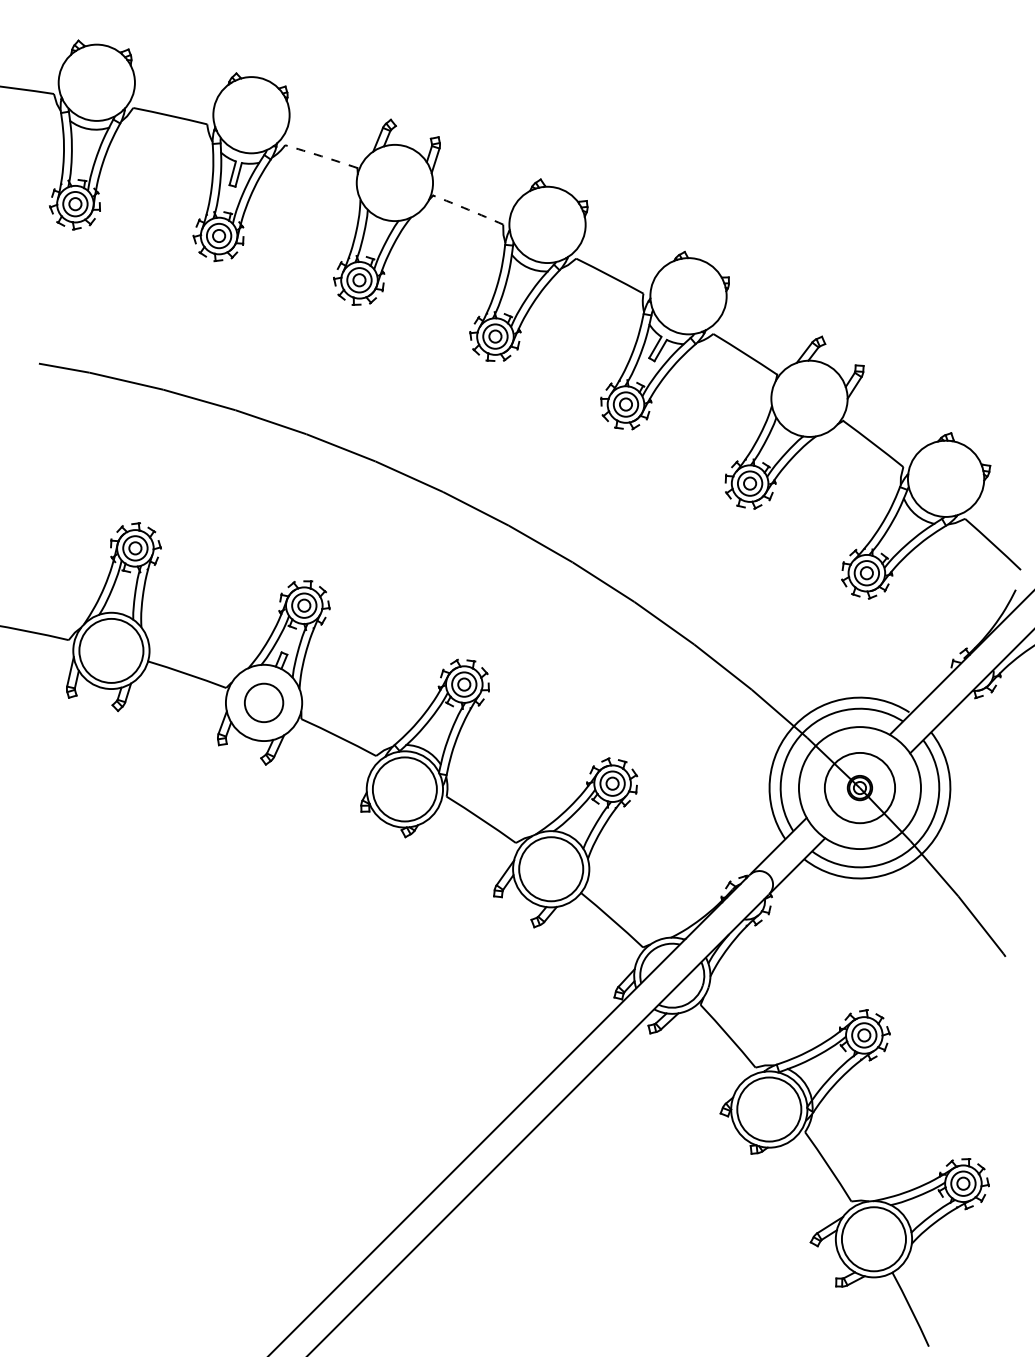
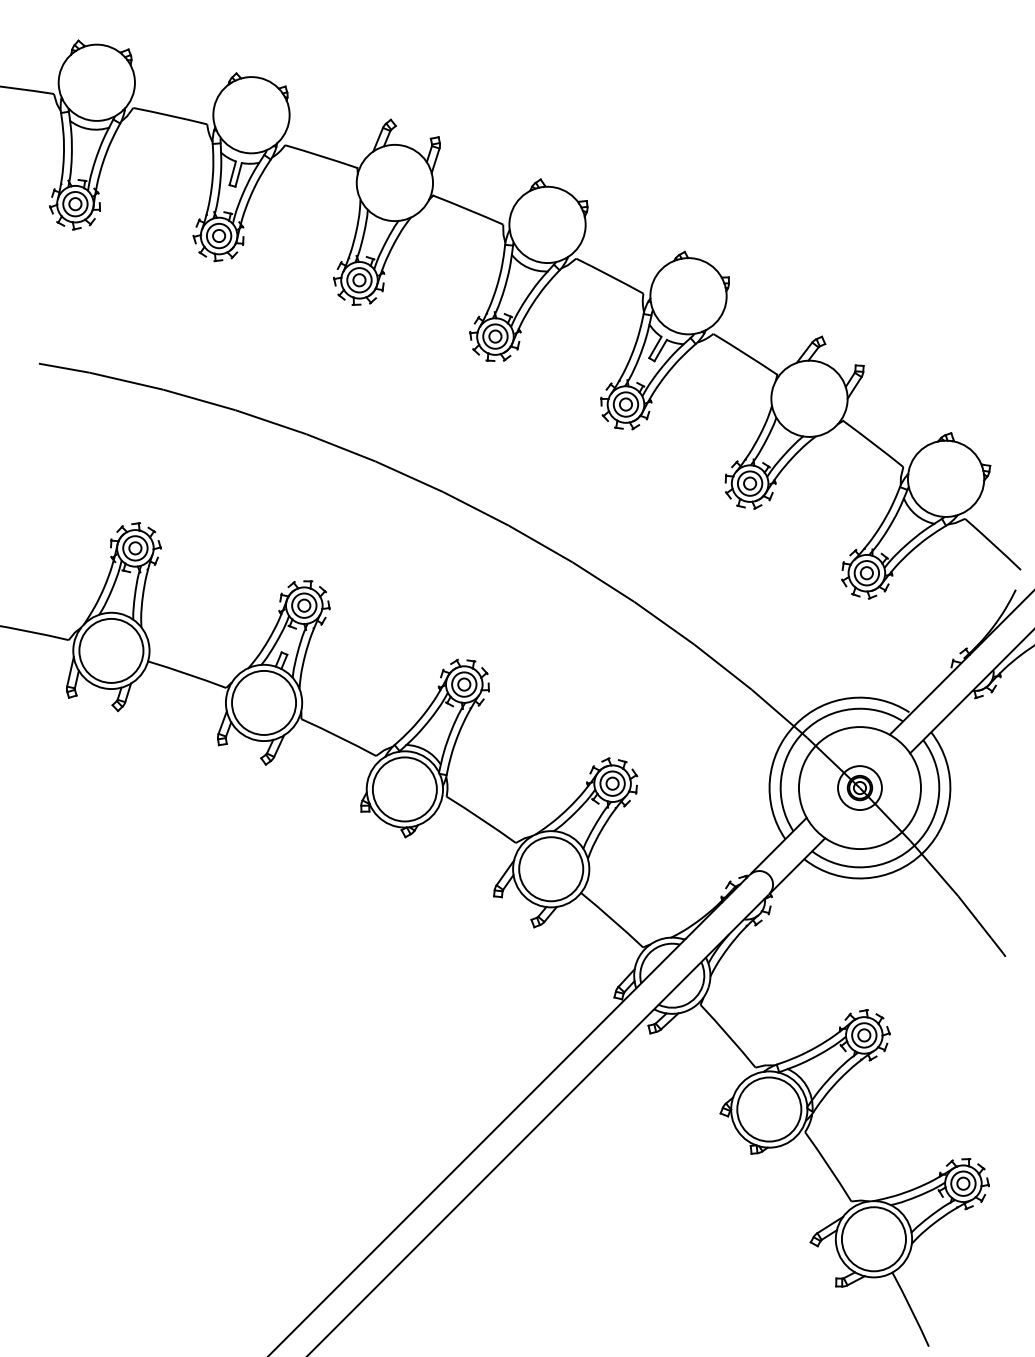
arc: dashed -> solid (321, 156)
arc: dashed -> solid (468, 209)
circle diameter: 38 px -> 64 px (264, 702)
circle diameter: 70 px -> 44 px (859, 788)
